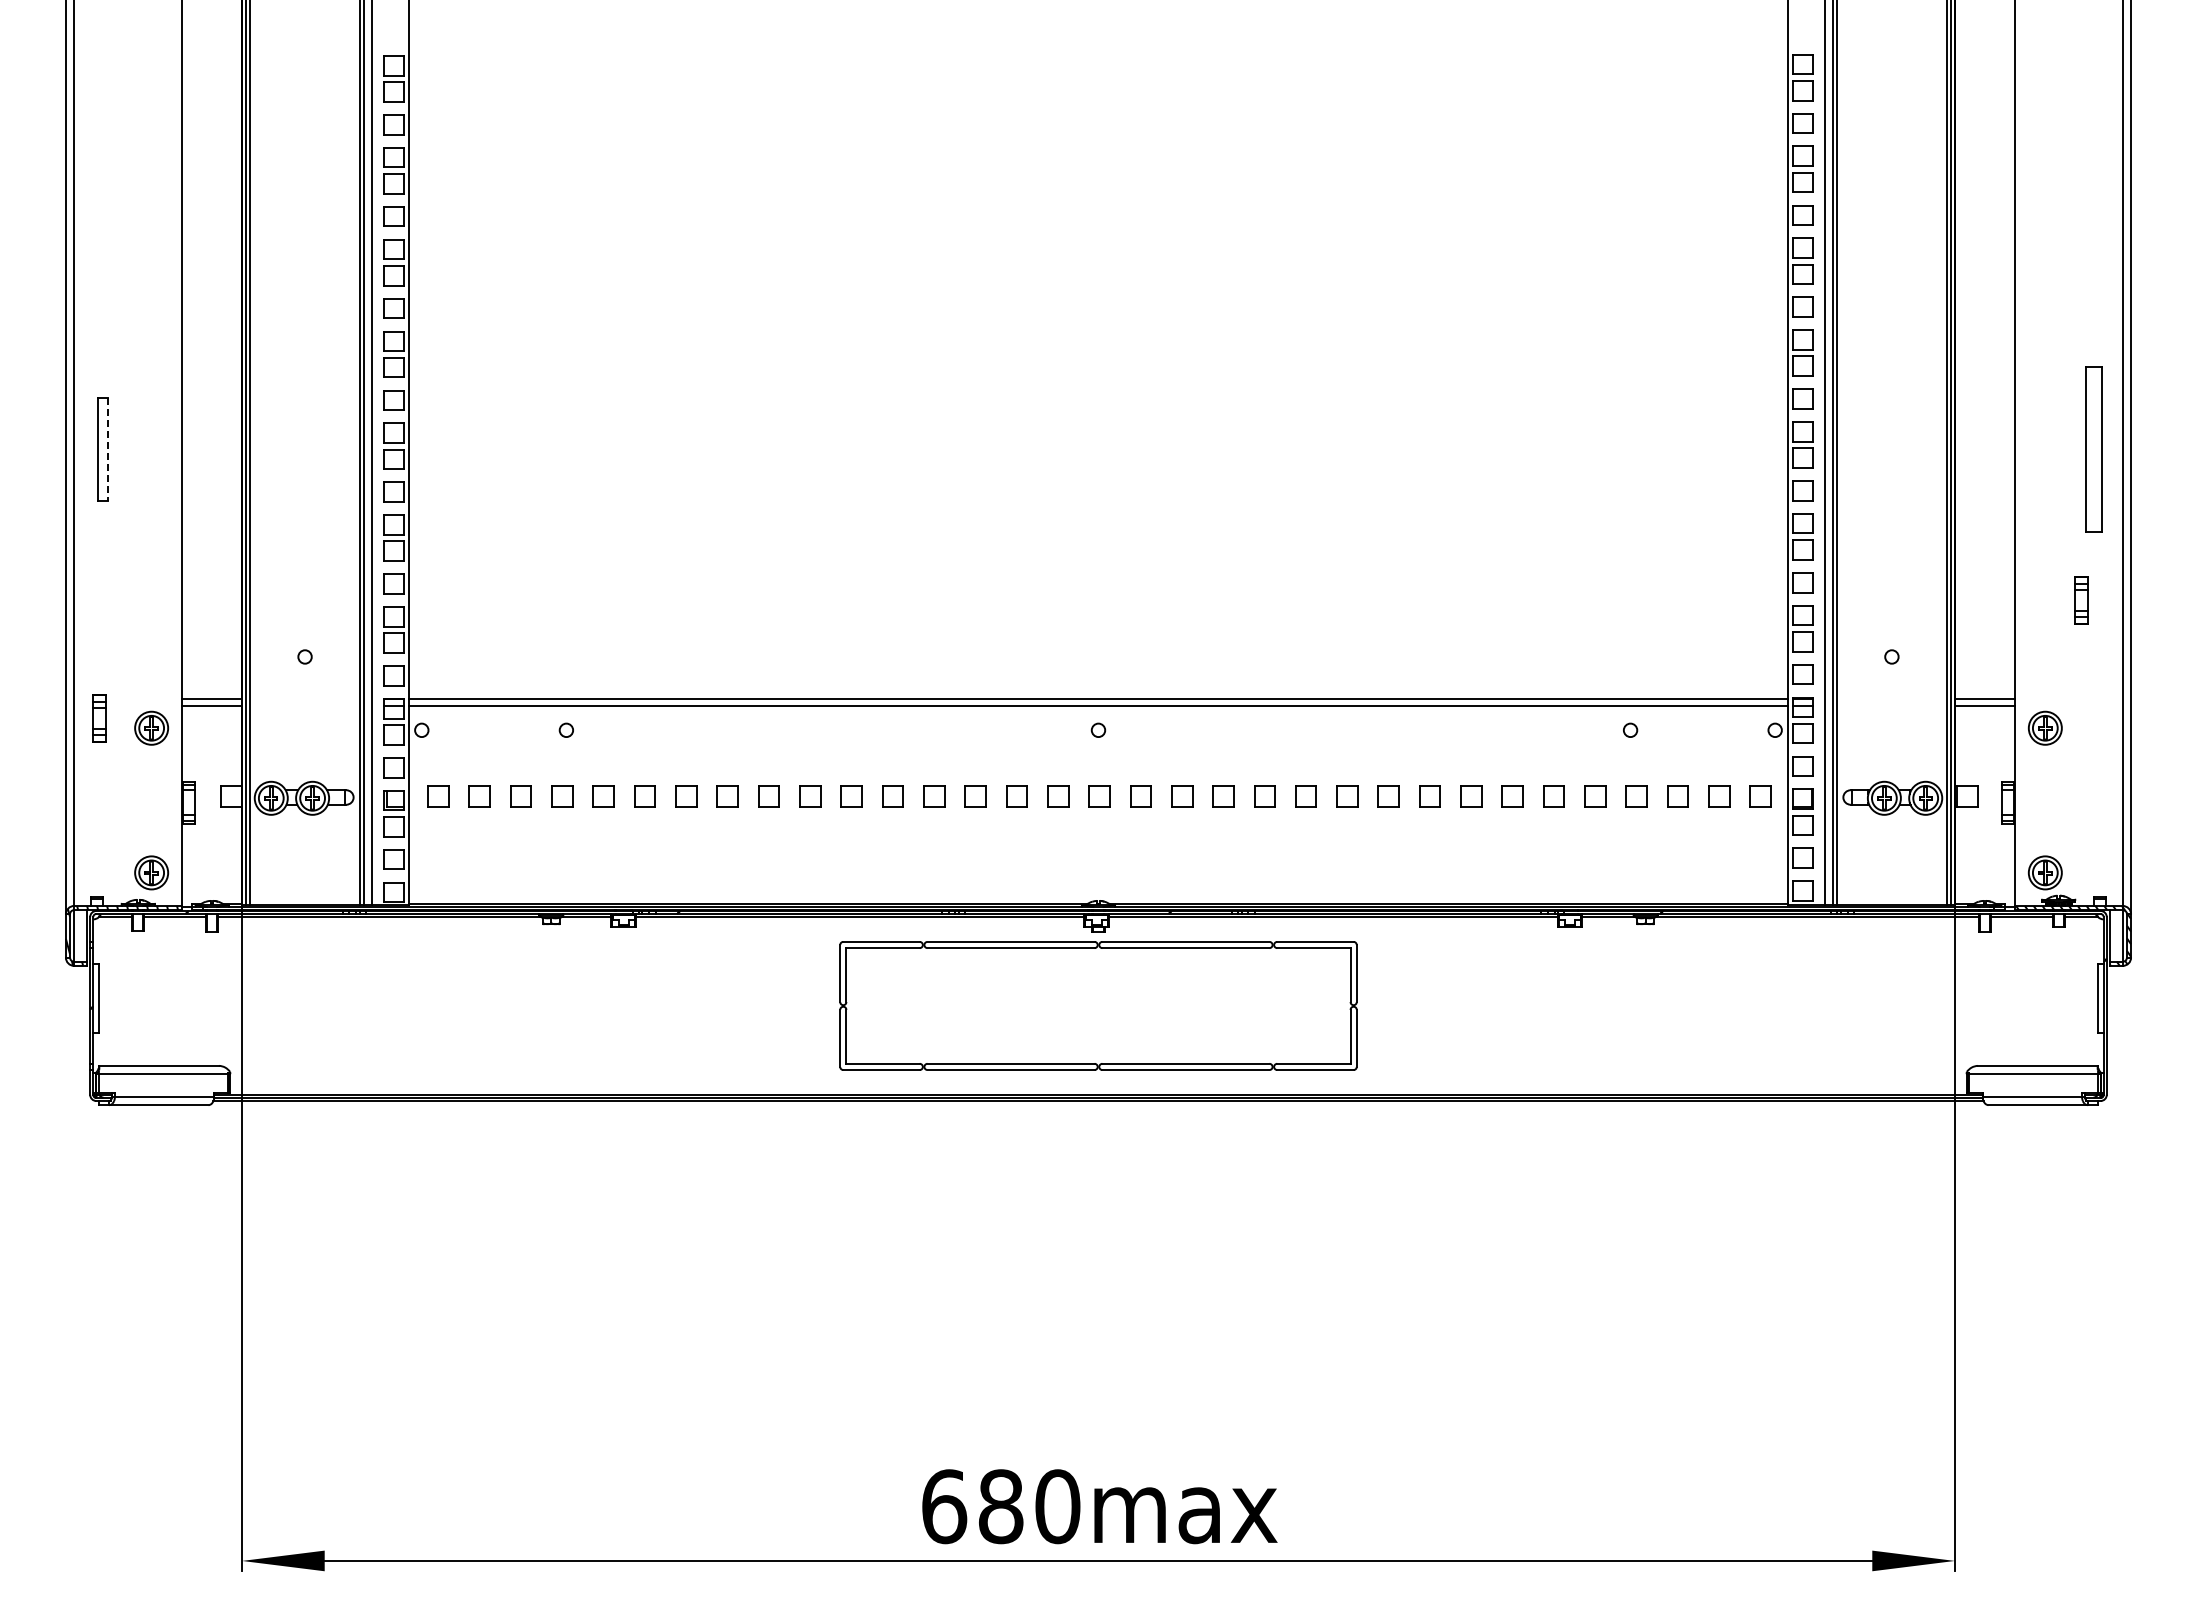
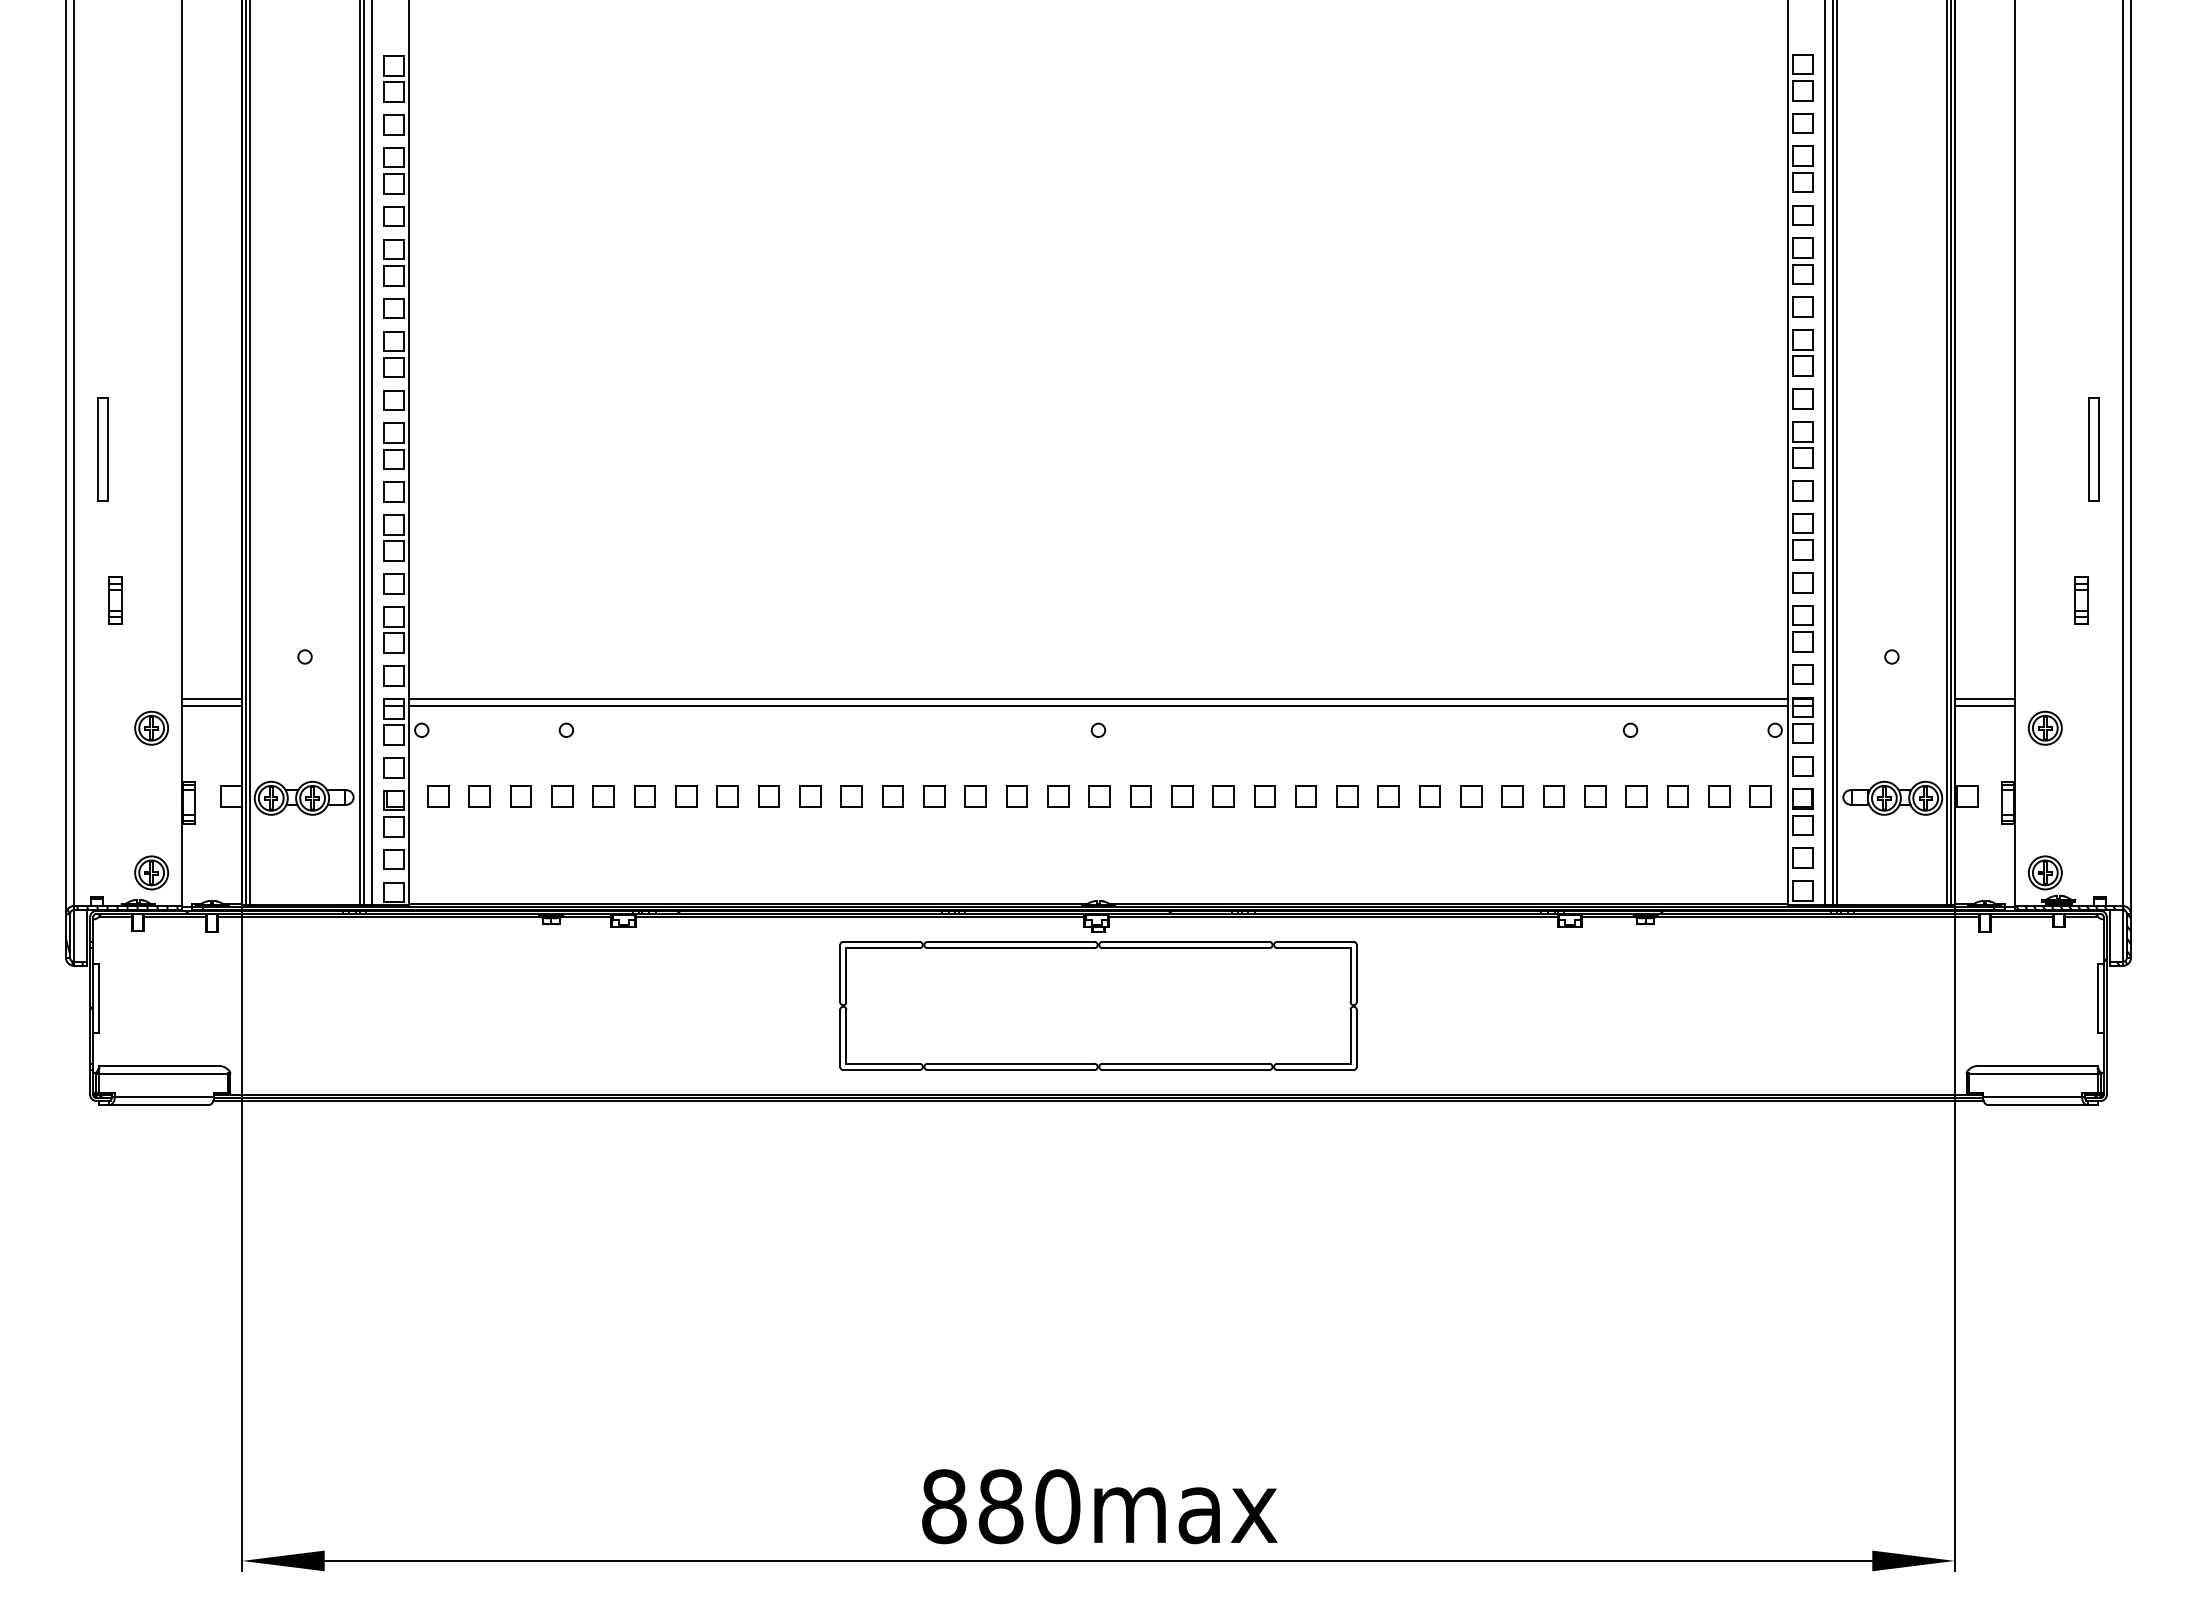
line: dashed -> solid (108, 449)
part size: 18x167 px -> 12x105 px (2093, 449)
part position: (99, 718) -> (115, 600) (115, 600)
text: 680max -> 880max (944, 1506)
